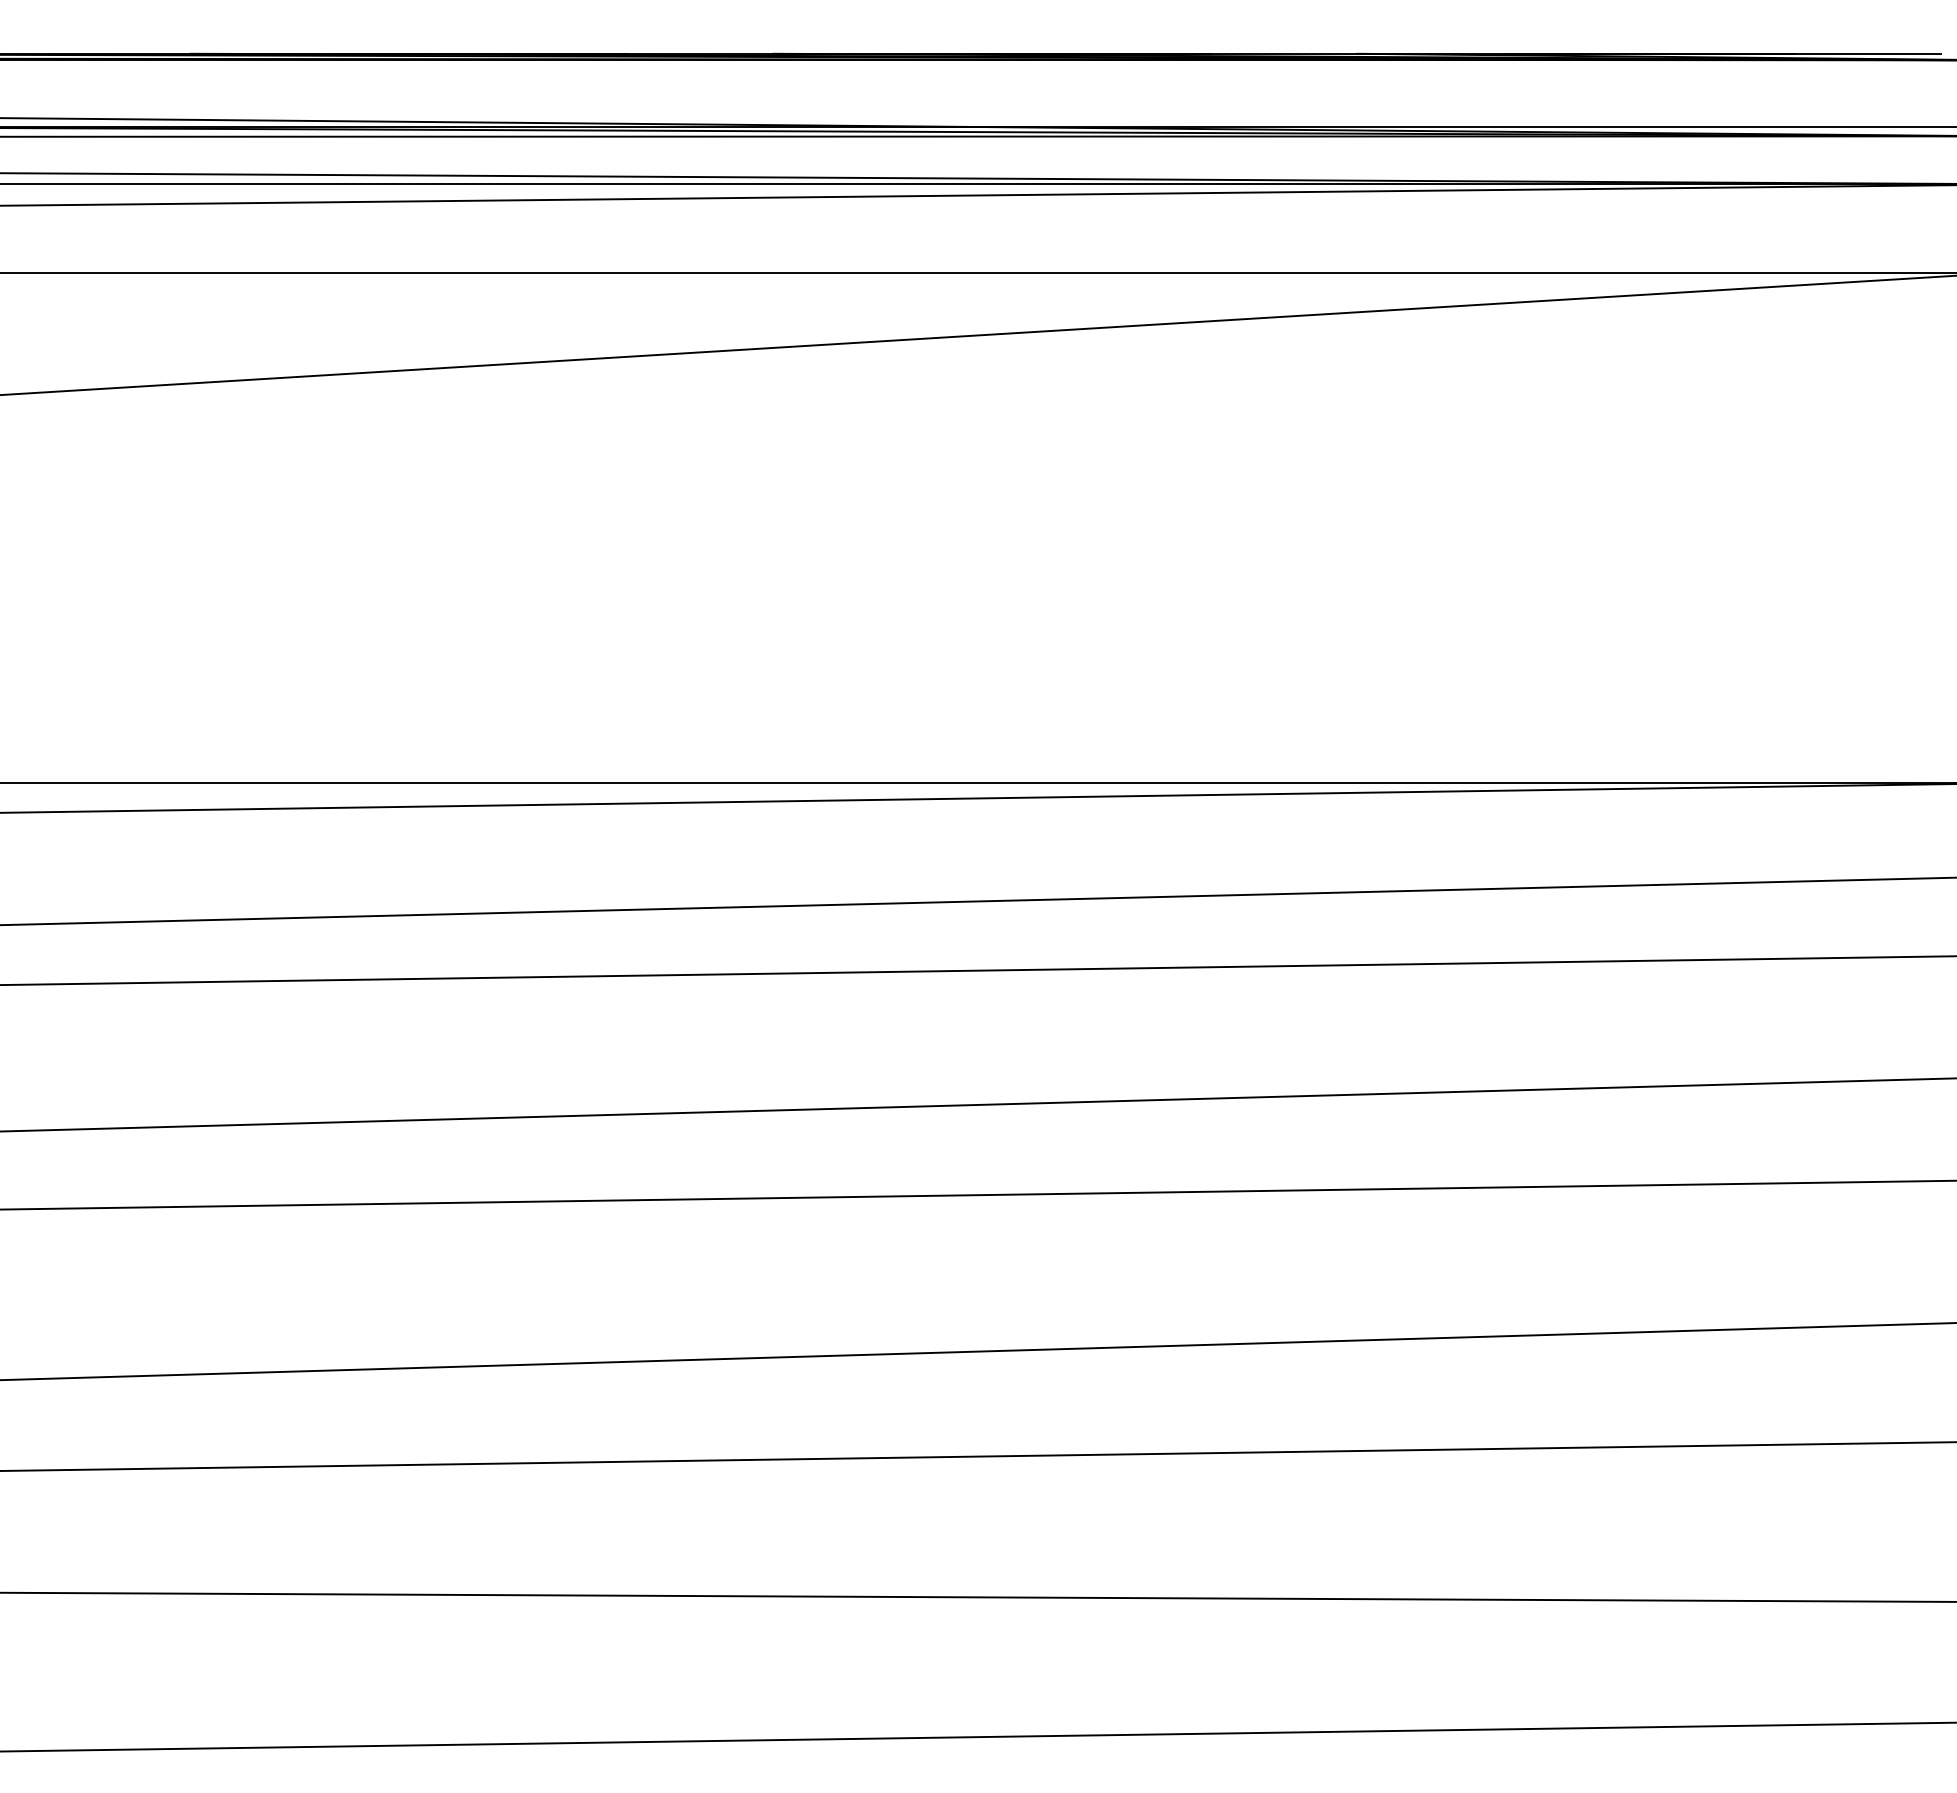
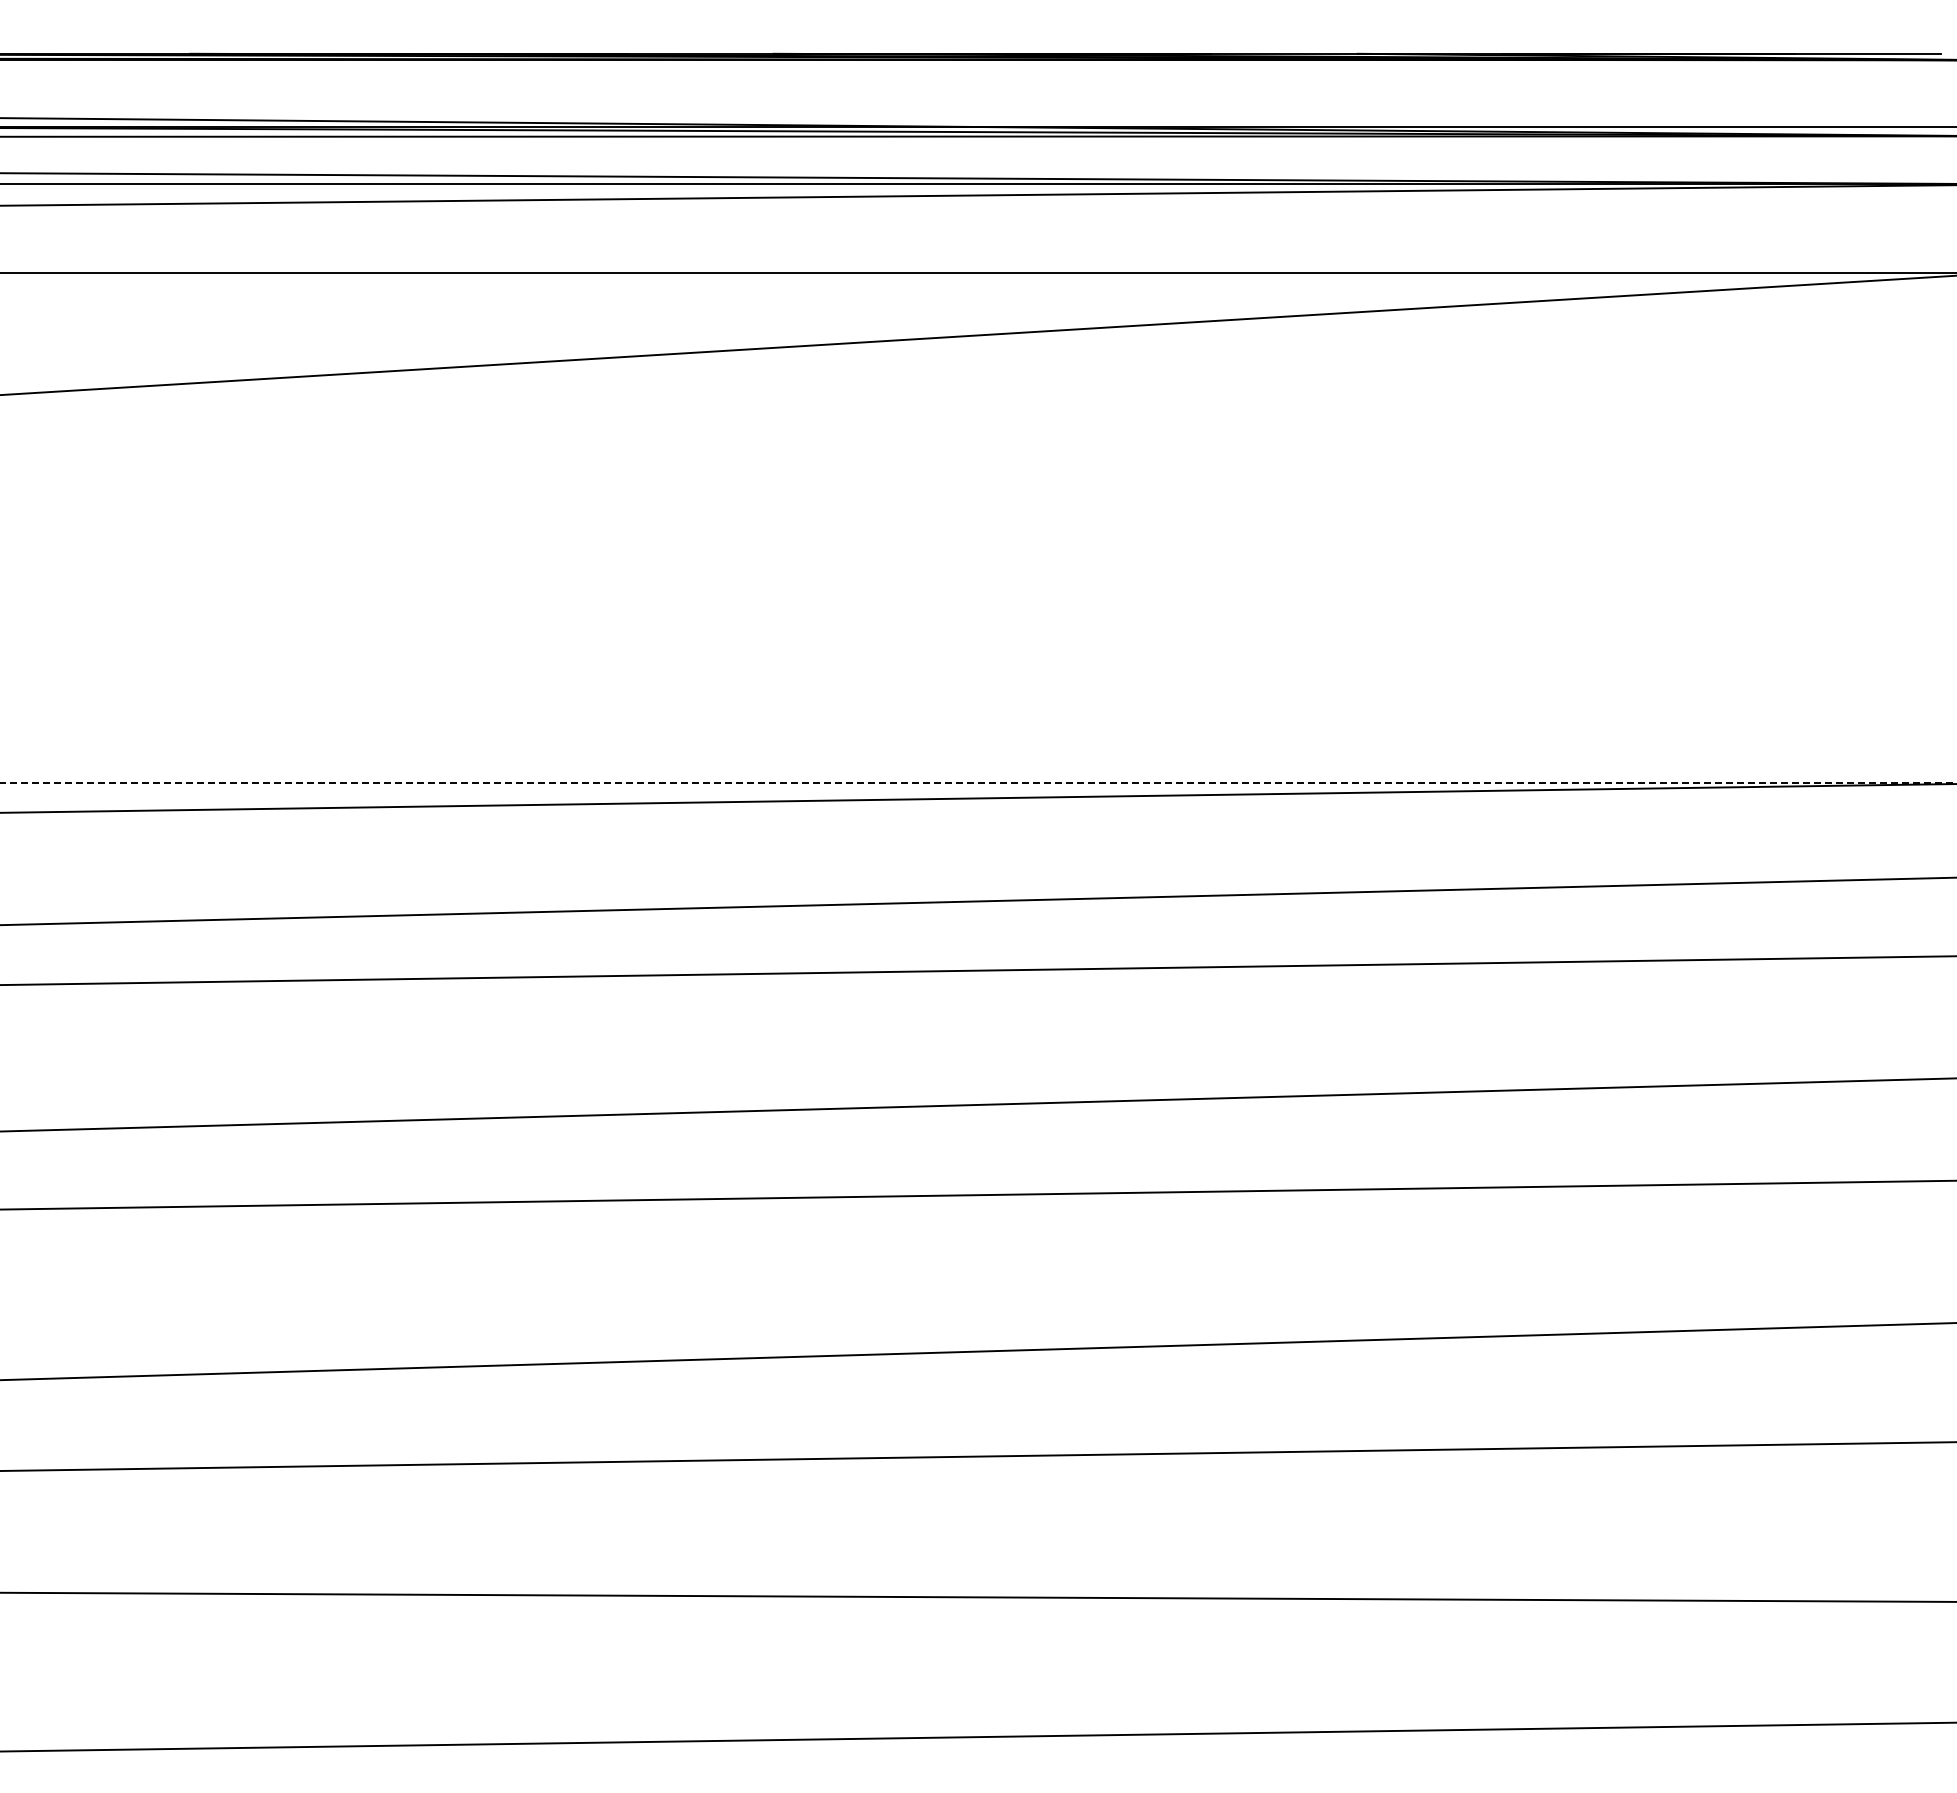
line: solid -> dashed (978, 783)
